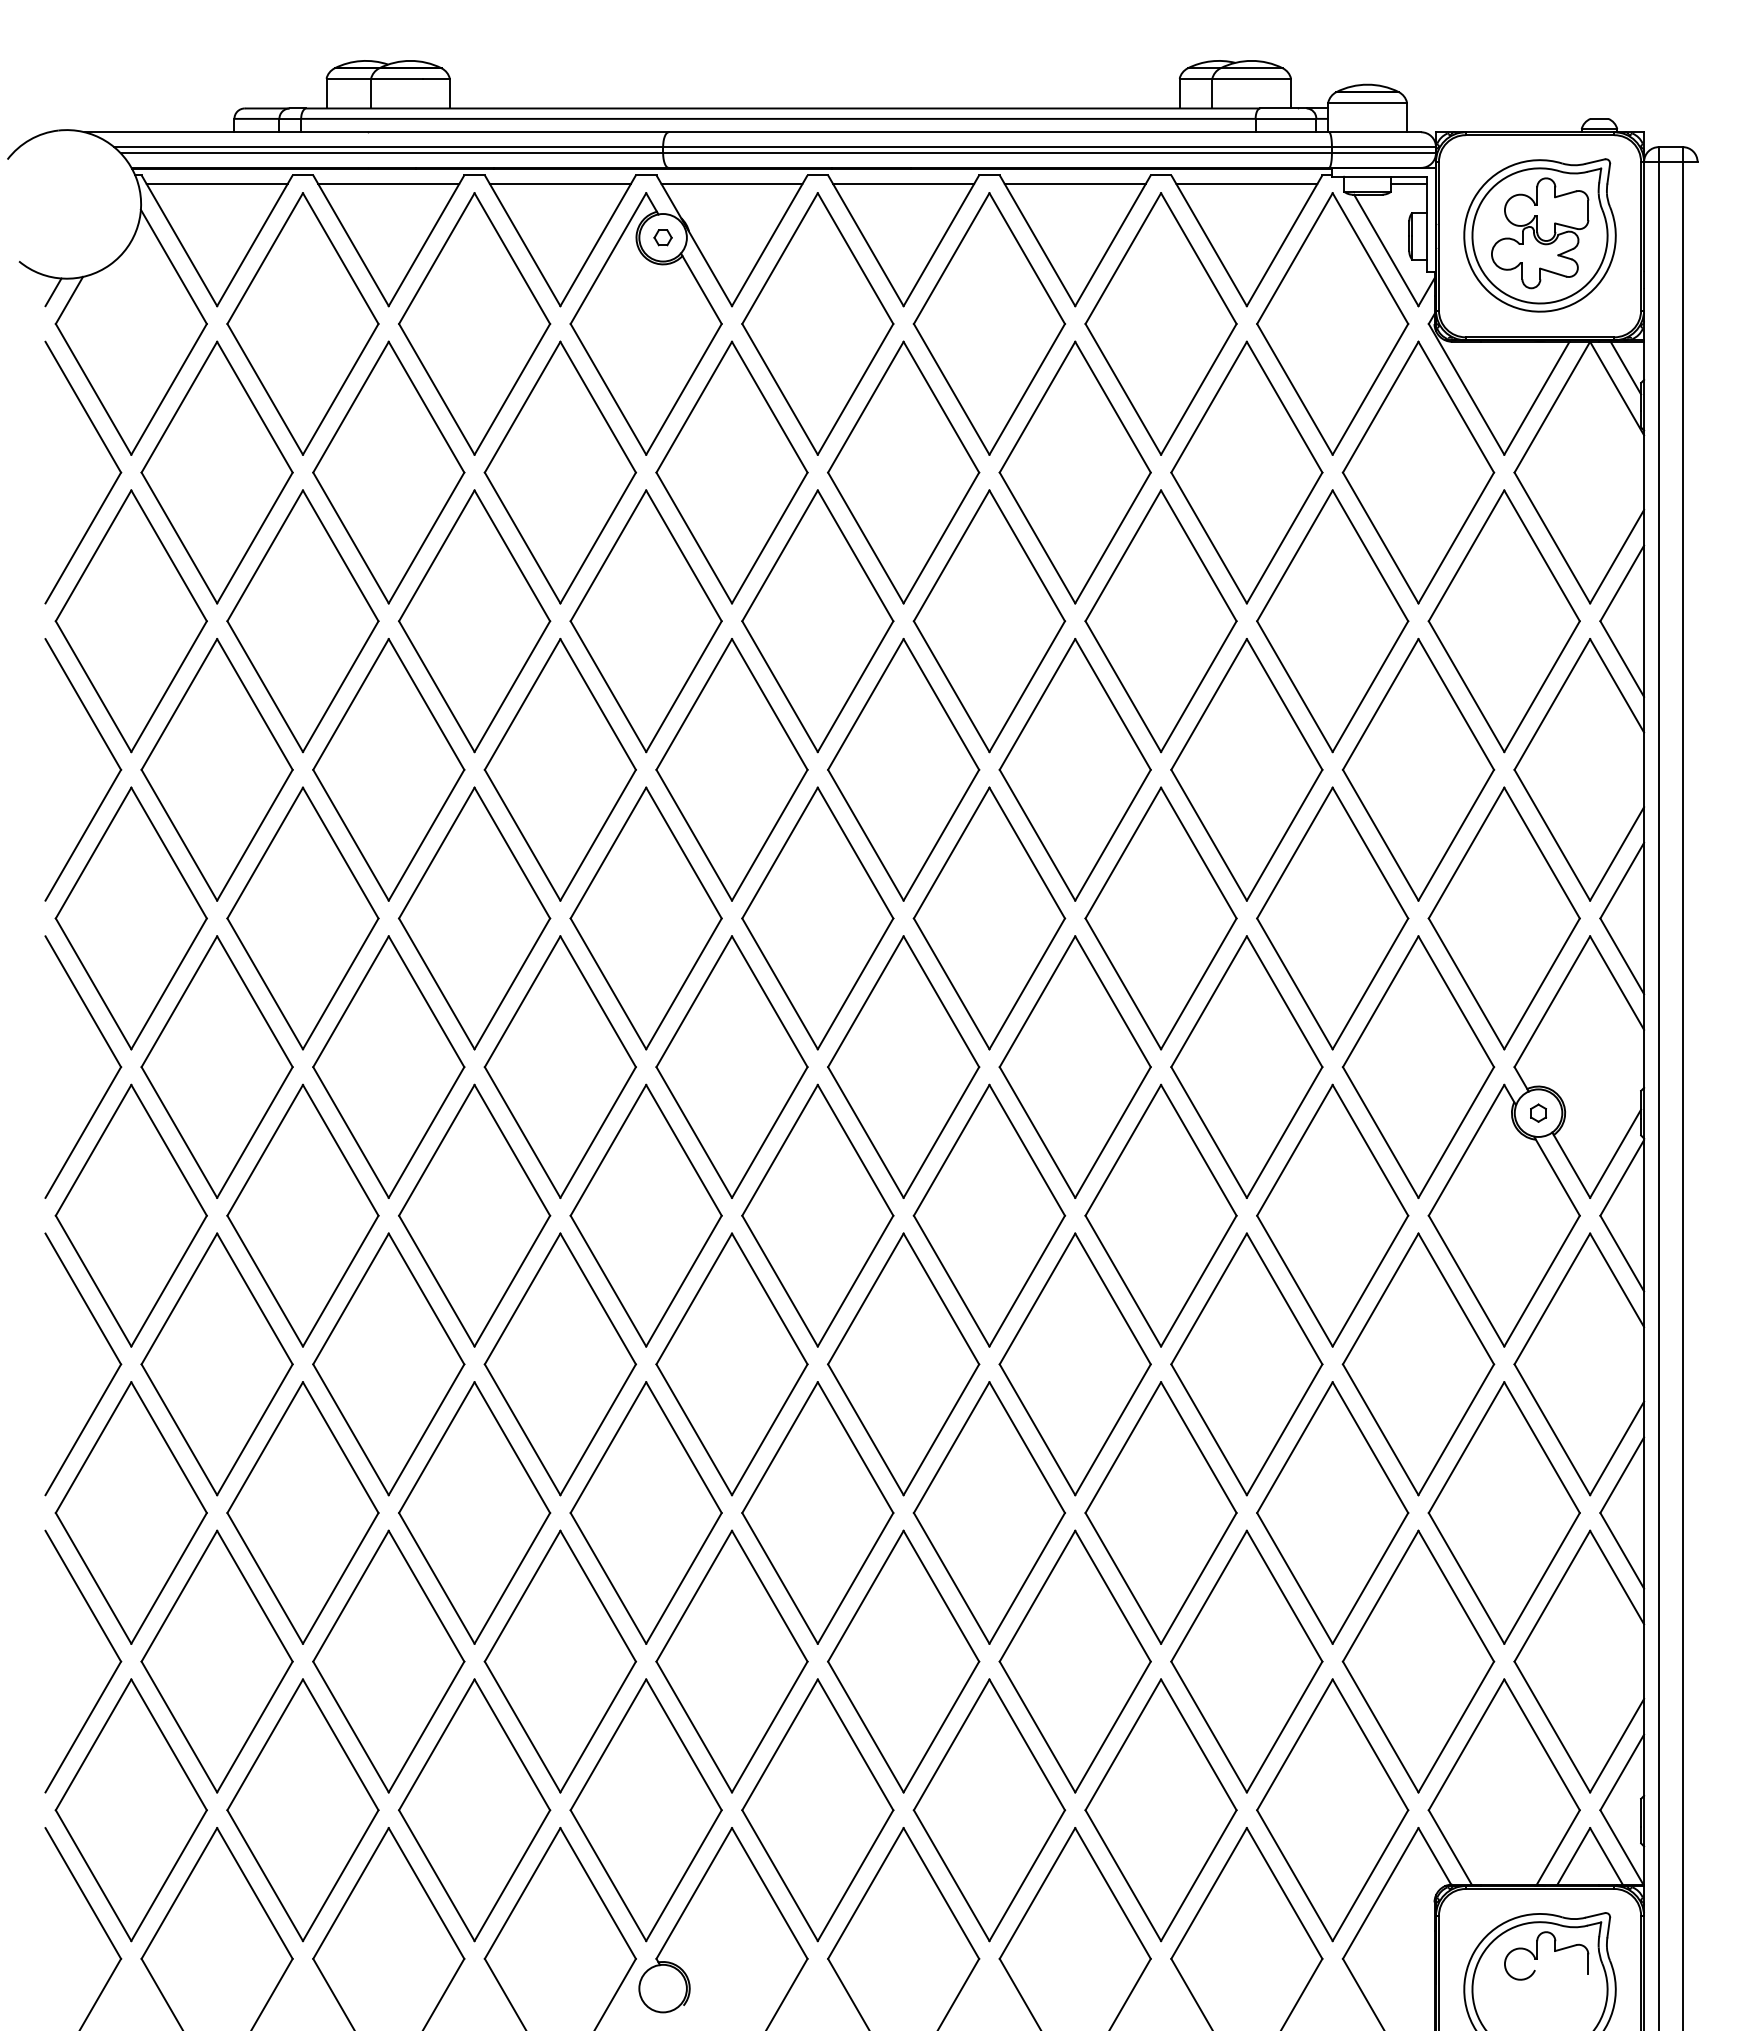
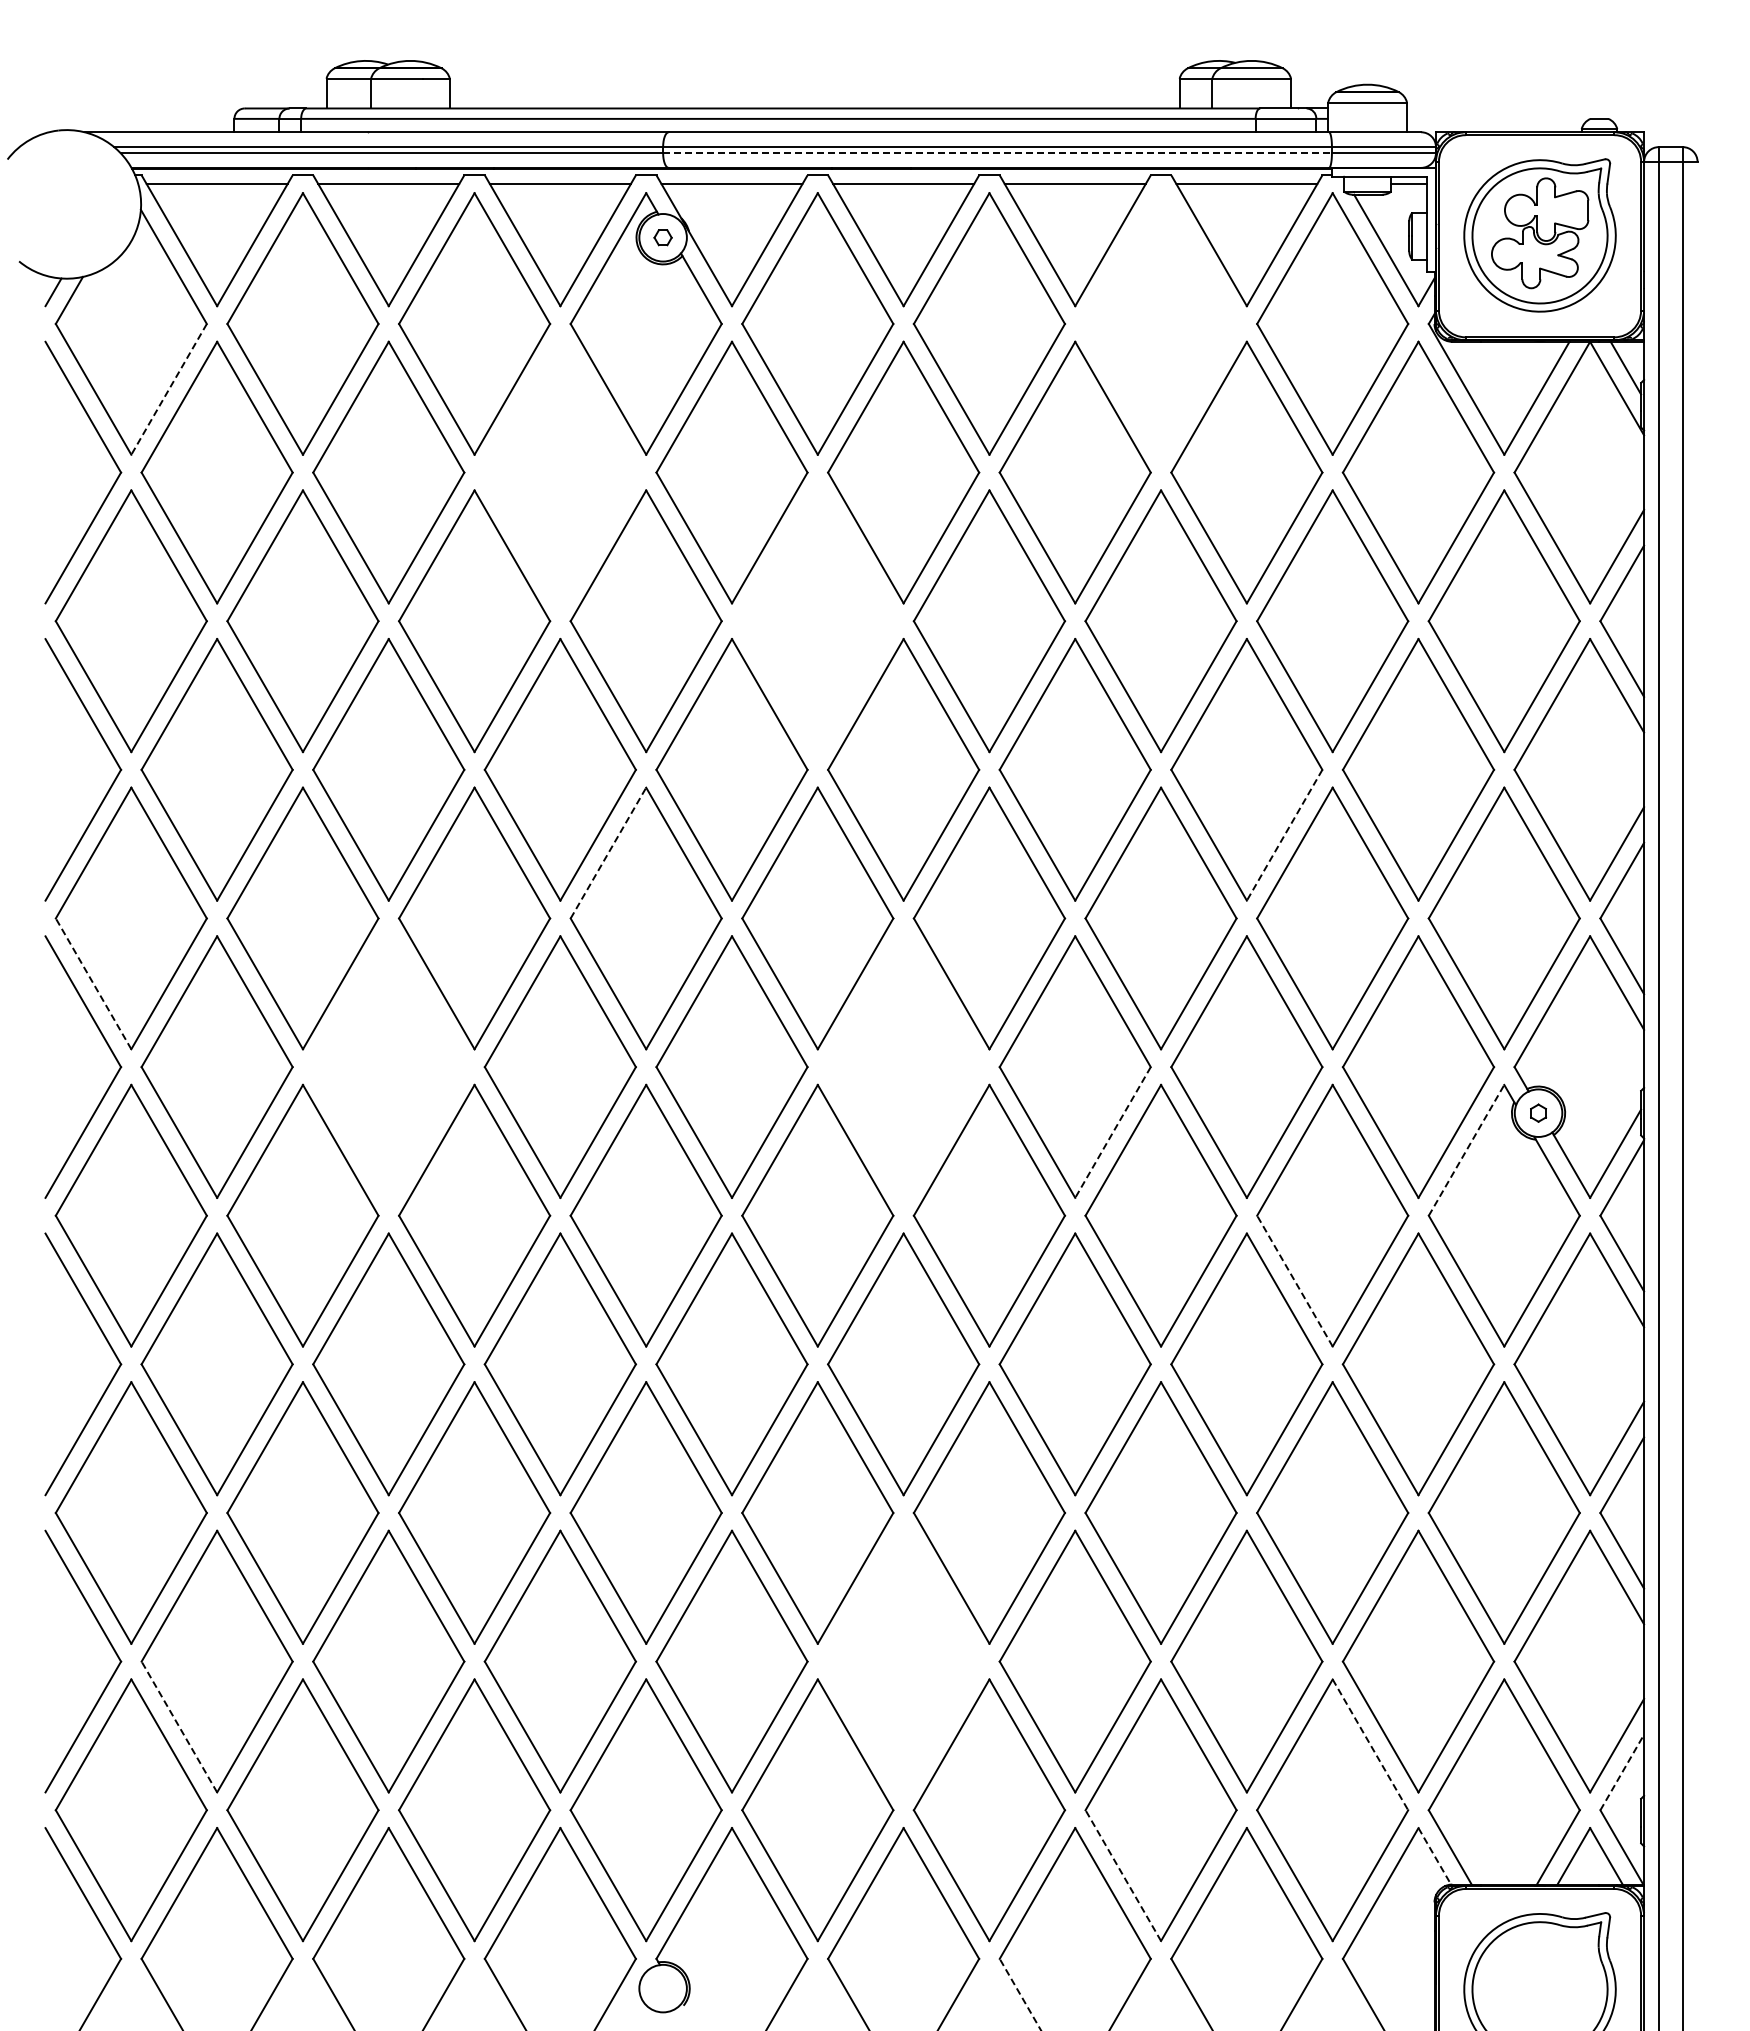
line: solid -> dashed (998, 153)
part: present -> none (1160, 323)
line: solid -> dashed (169, 389)
part: present -> none (559, 472)
part: present -> none (817, 621)
line: solid -> dashed (1284, 835)
line: solid -> dashed (608, 853)
line: solid -> dashed (93, 983)
part: present -> none (388, 1066)
part: present -> none (903, 1066)
line: solid -> dashed (1113, 1132)
line: solid -> dashed (1466, 1150)
line: solid -> dashed (1294, 1281)
part: present -> none (903, 1661)
line: solid -> dashed (179, 1727)
line: solid -> dashed (1370, 1744)
line: solid -> dashed (1622, 1772)
line: solid -> dashed (1434, 1856)
line: solid -> dashed (1123, 1875)
part: present -> none (1554, 1951)
line: solid -> dashed (1020, 1994)
